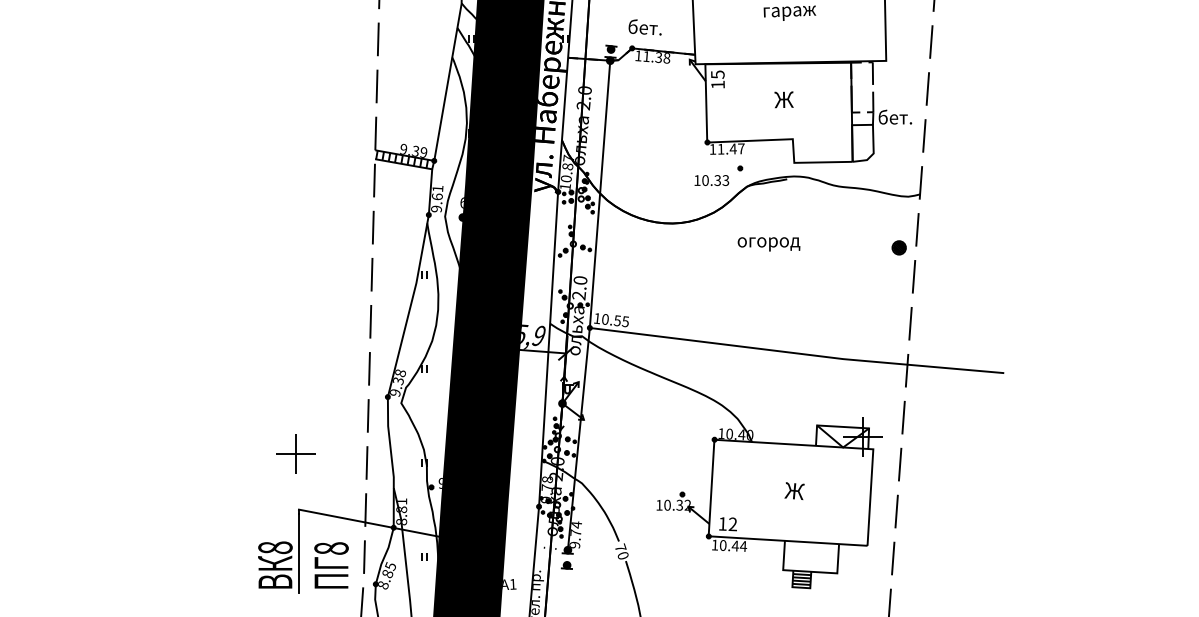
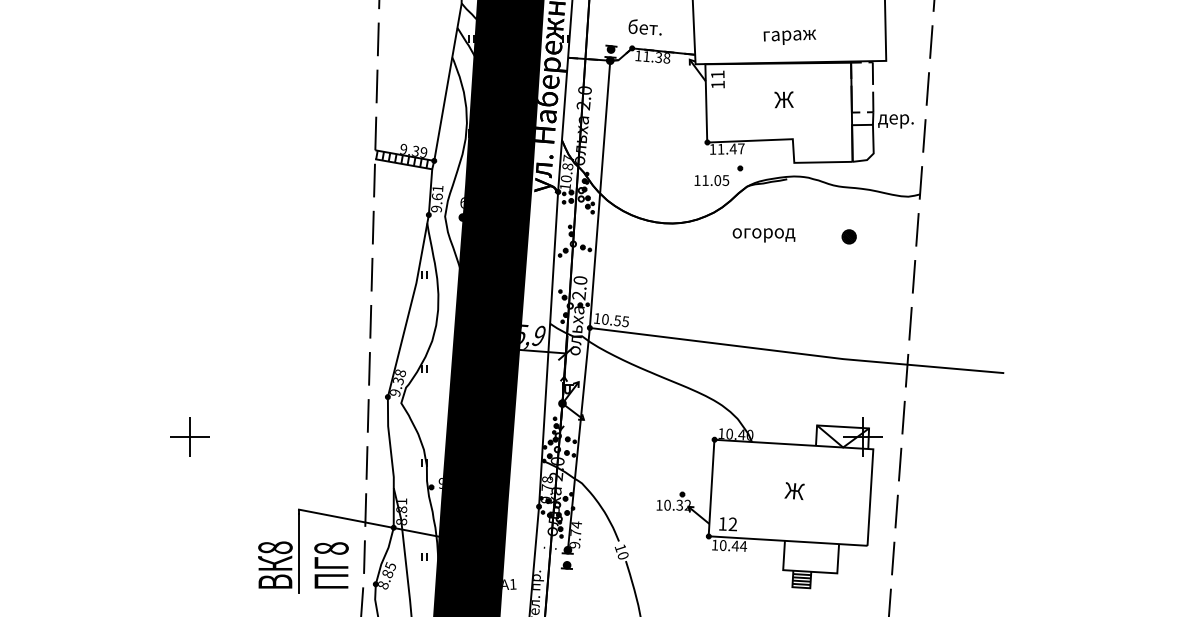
text position: (789, 12) -> (789, 36) (789, 36)
text: 15 -> 11 (717, 74)
text: бет. -> дер. (895, 118)
text: 10.33 -> 11.05 (715, 180)
text position: (768, 244) -> (763, 235) (763, 235)
part position: (898, 247) -> (848, 236) (848, 236)
part position: (295, 453) -> (189, 436) (189, 436)
text: 70 -> 10 (620, 547)
